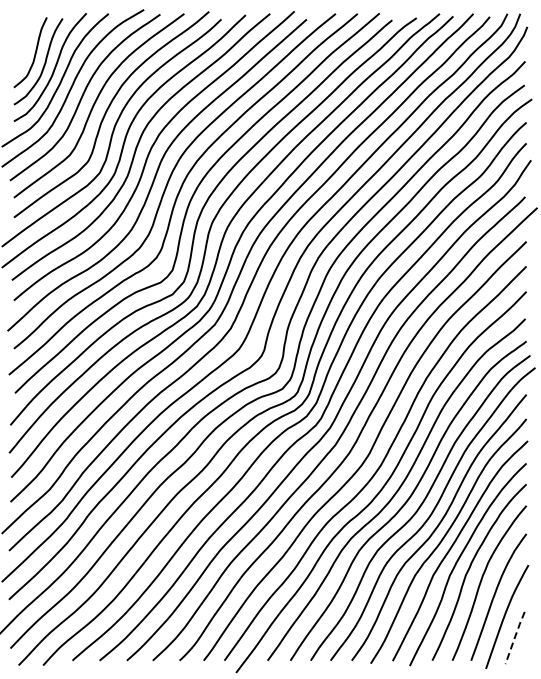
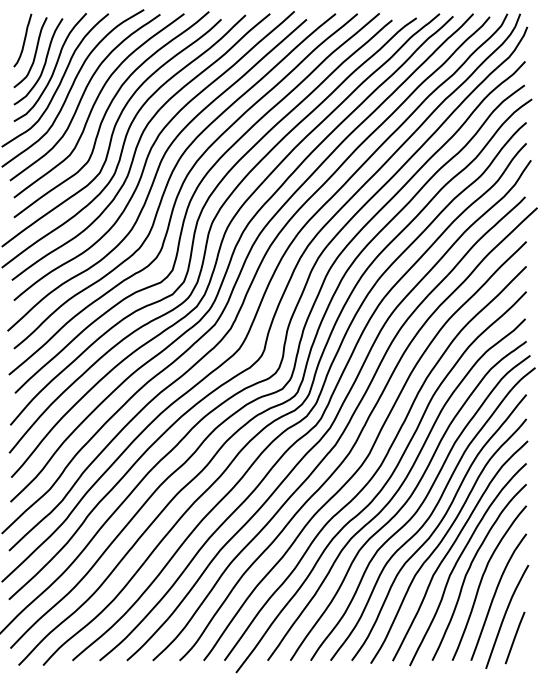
curve: none -> present (23, 40)
line: dashed -> solid (514, 638)
